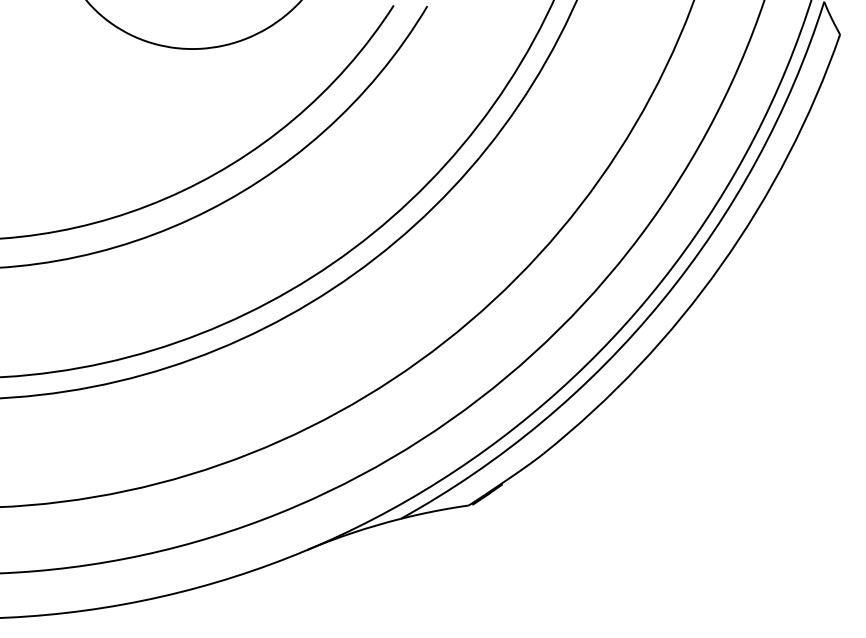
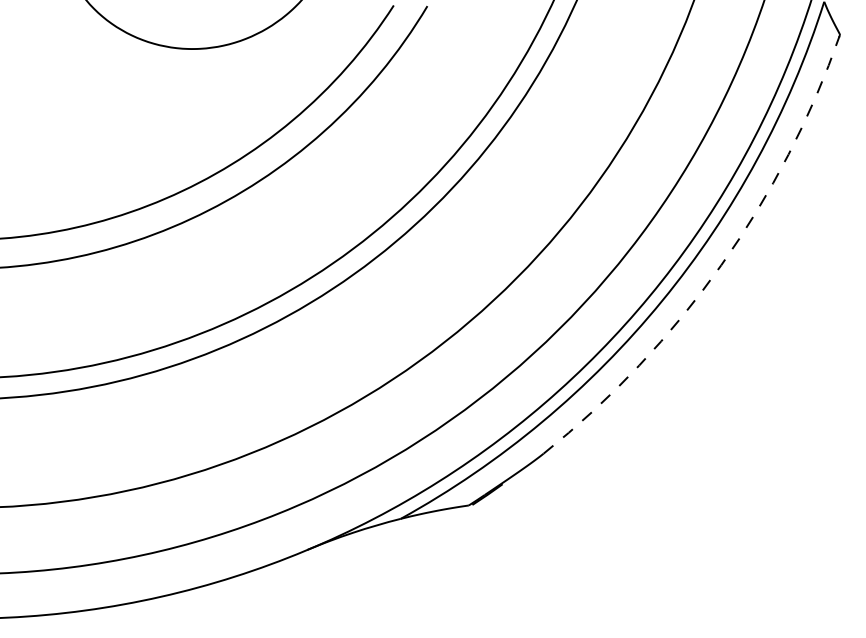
arc: solid -> dashed (721, 265)
